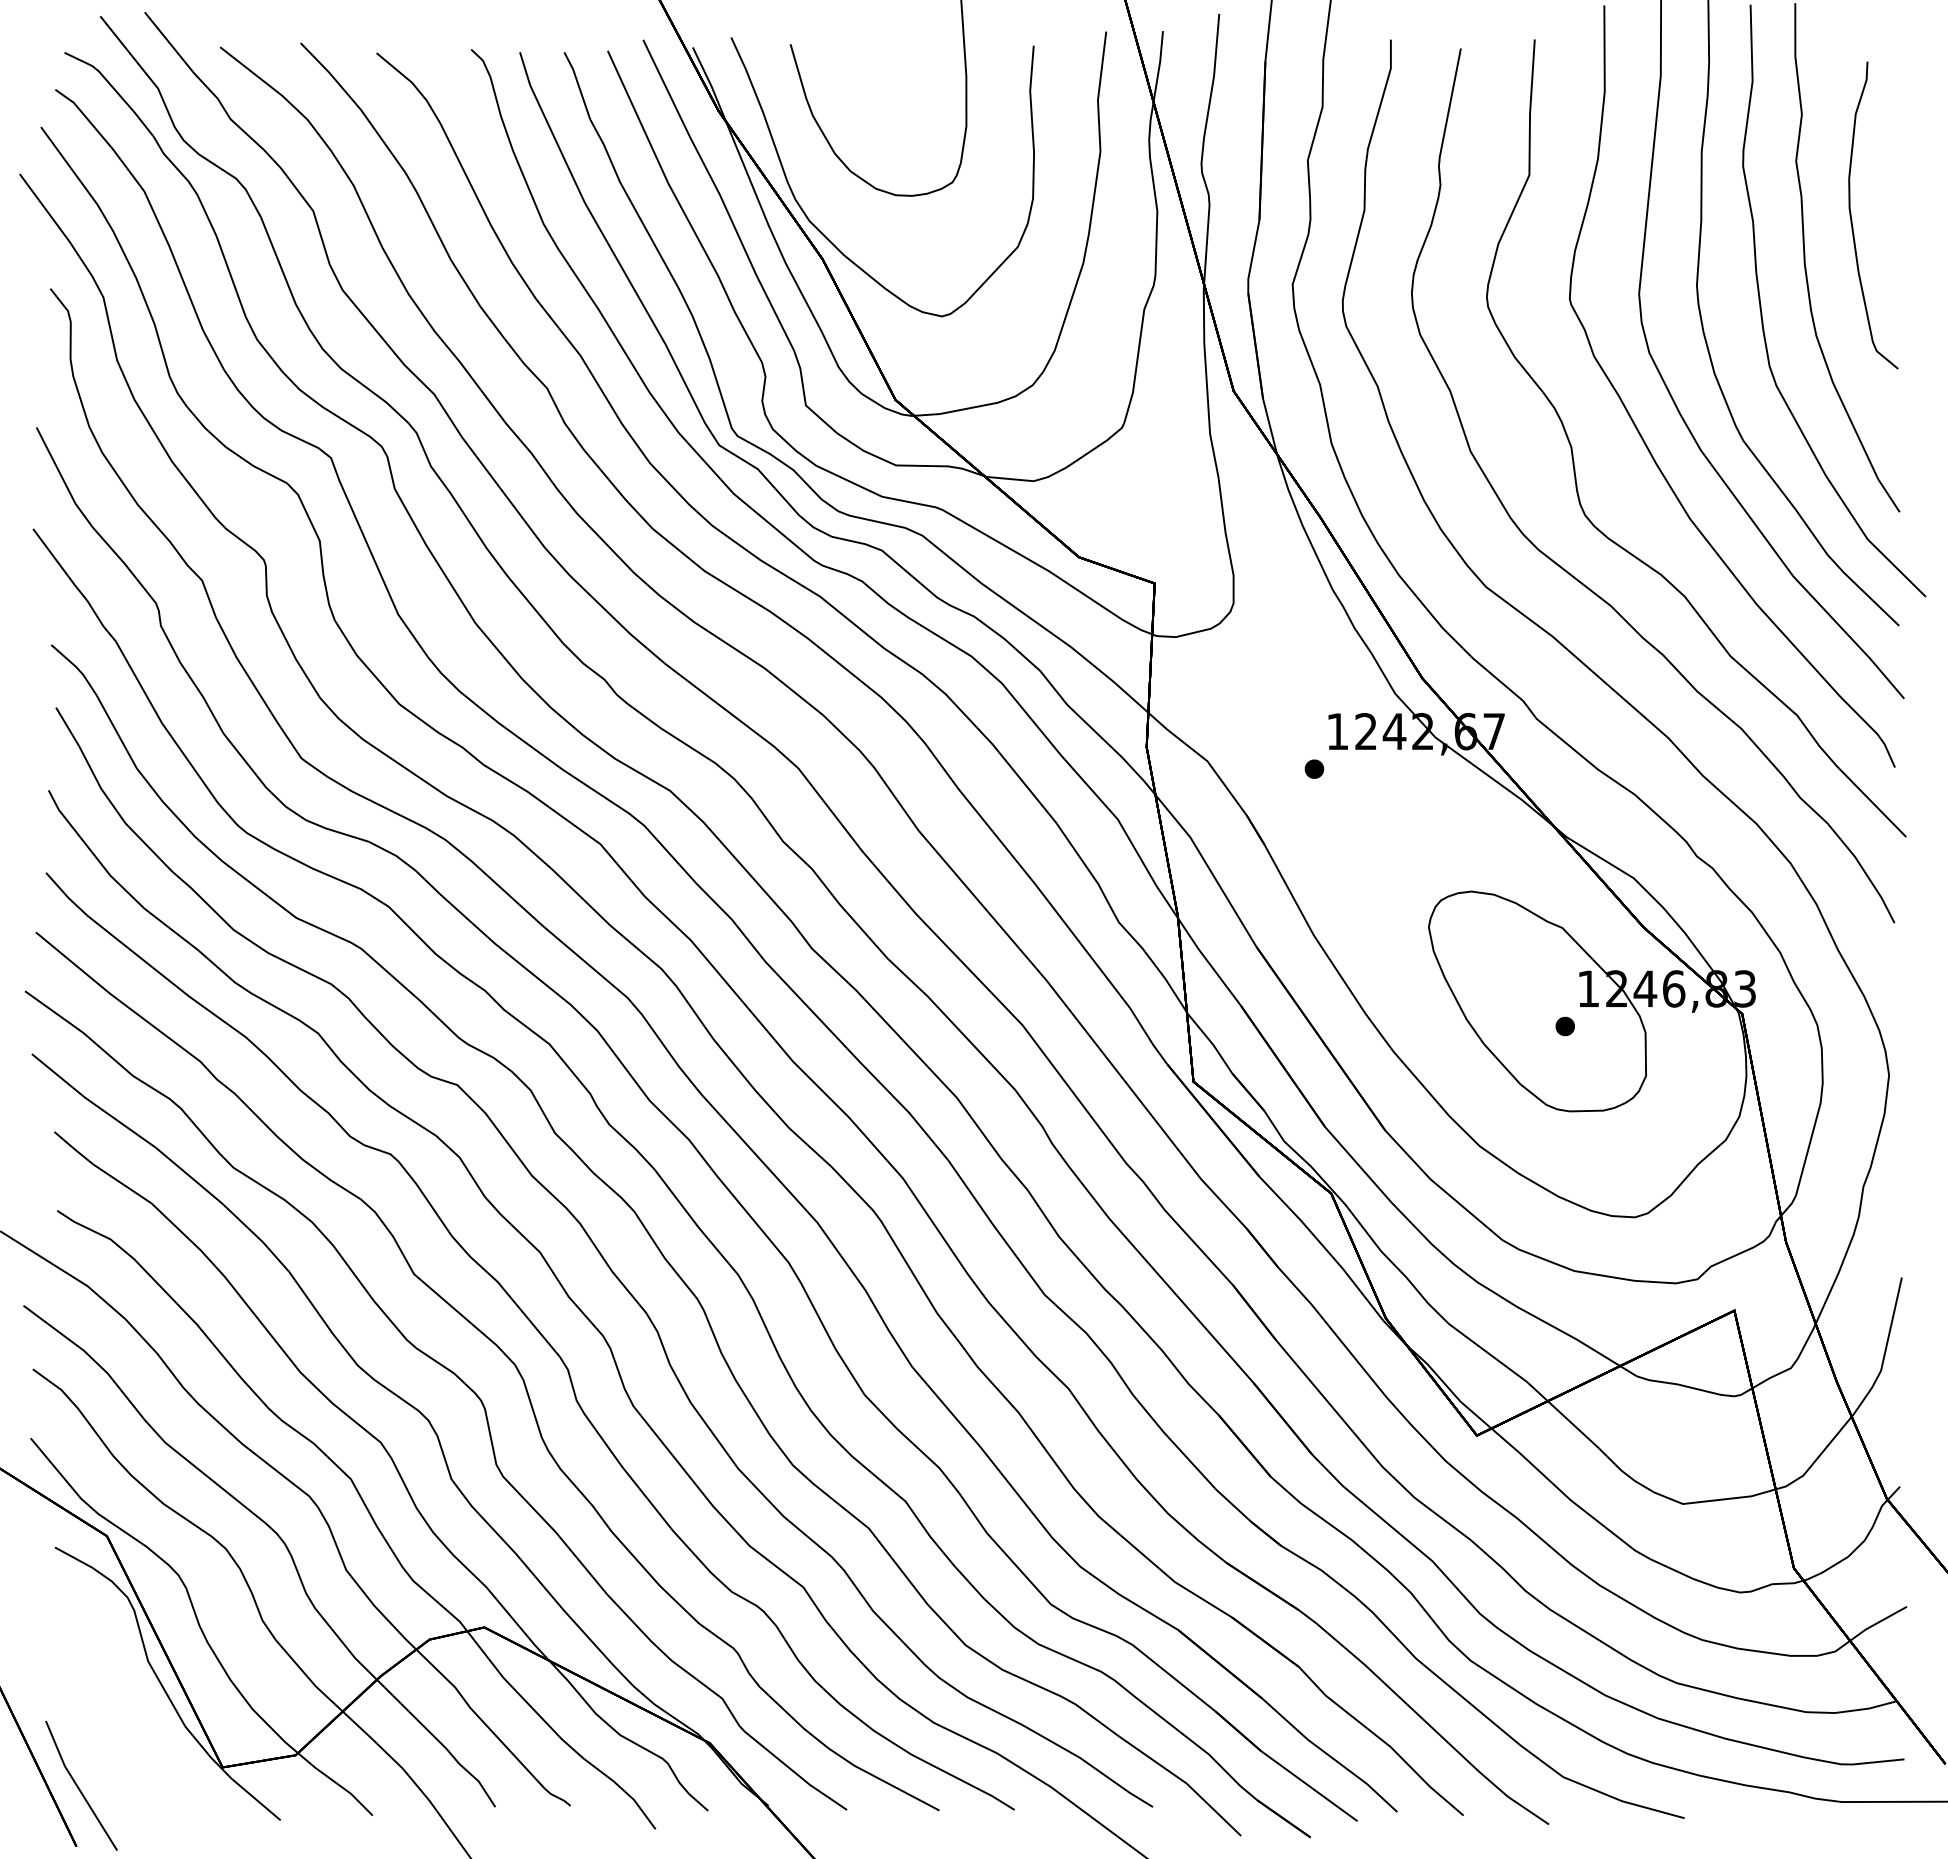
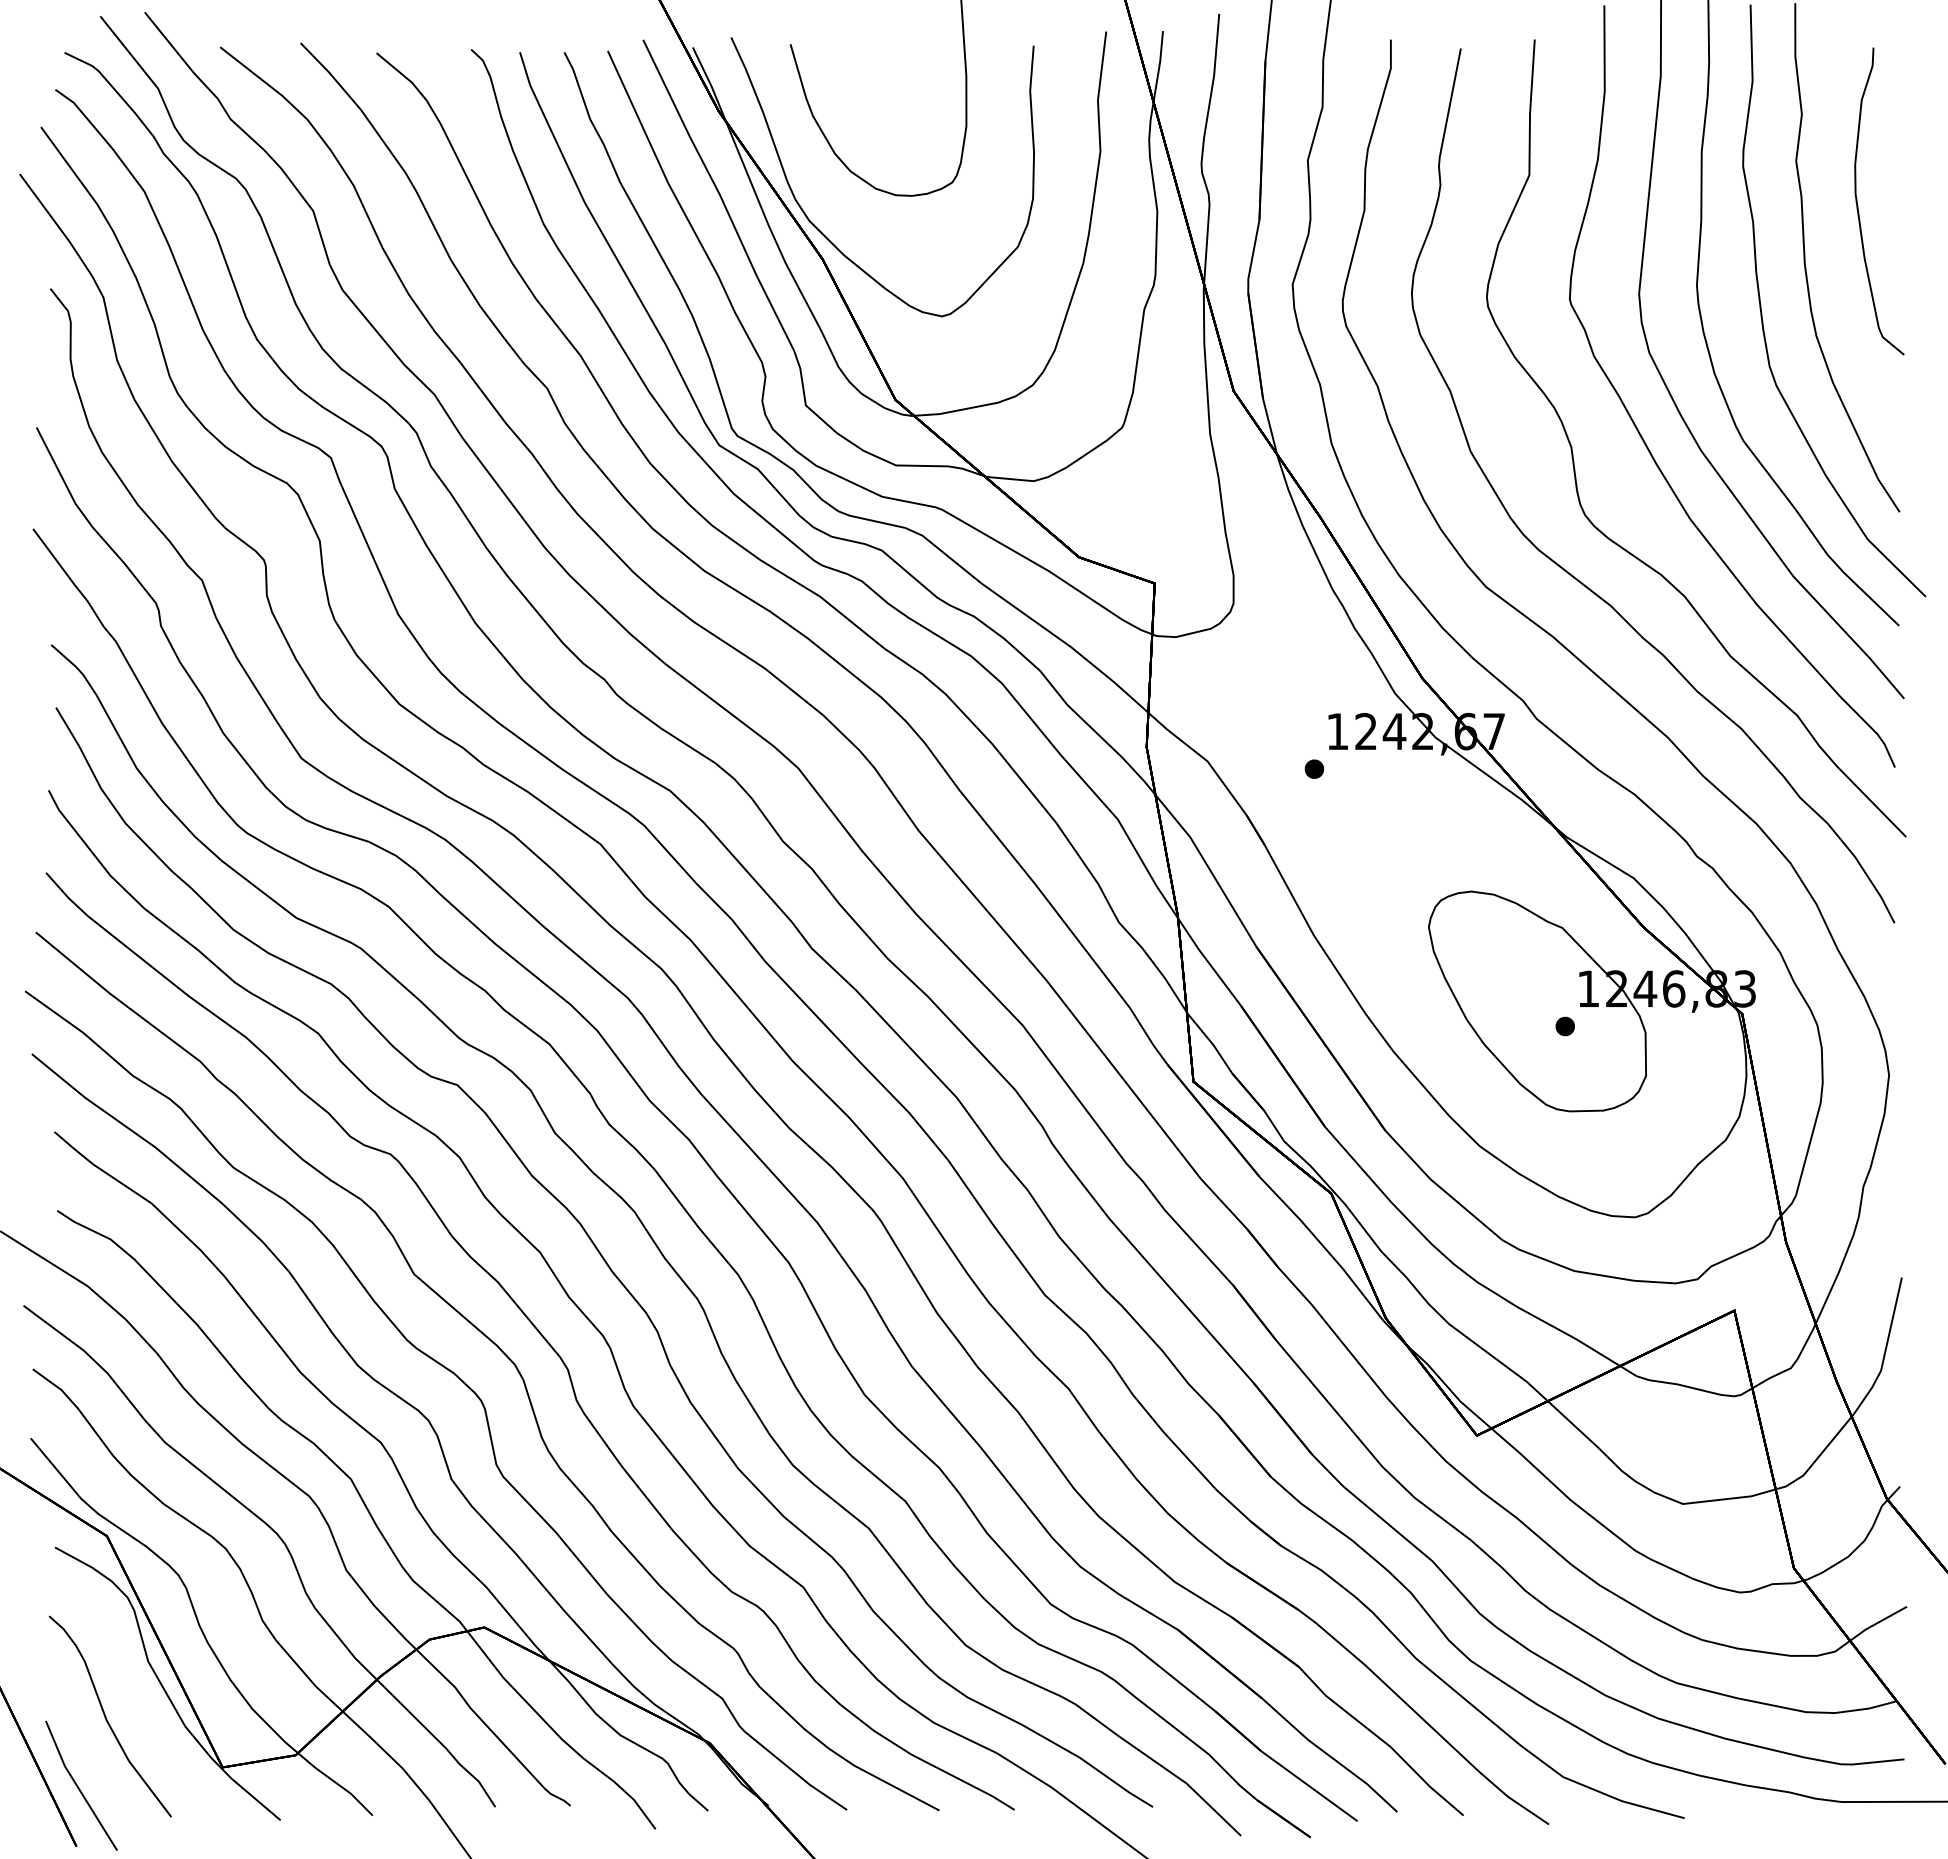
curve position: (1852, 219) -> (1858, 205) (1858, 205)
curve: none -> present (106, 1716)
